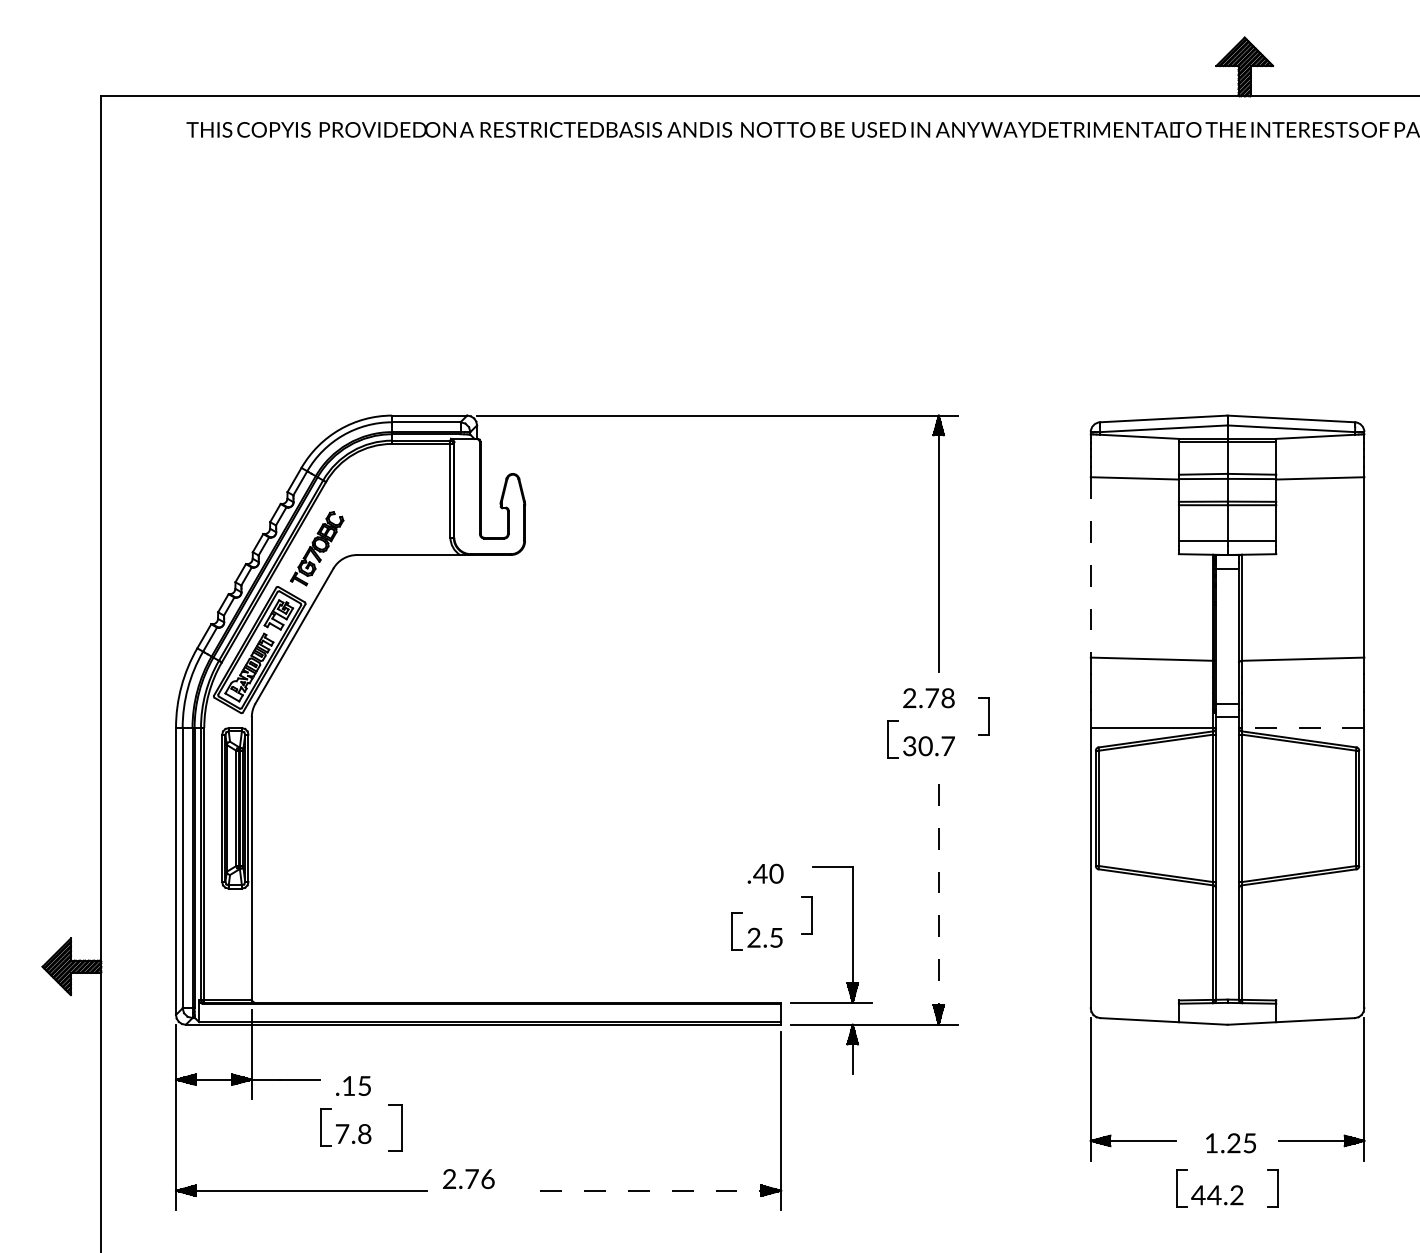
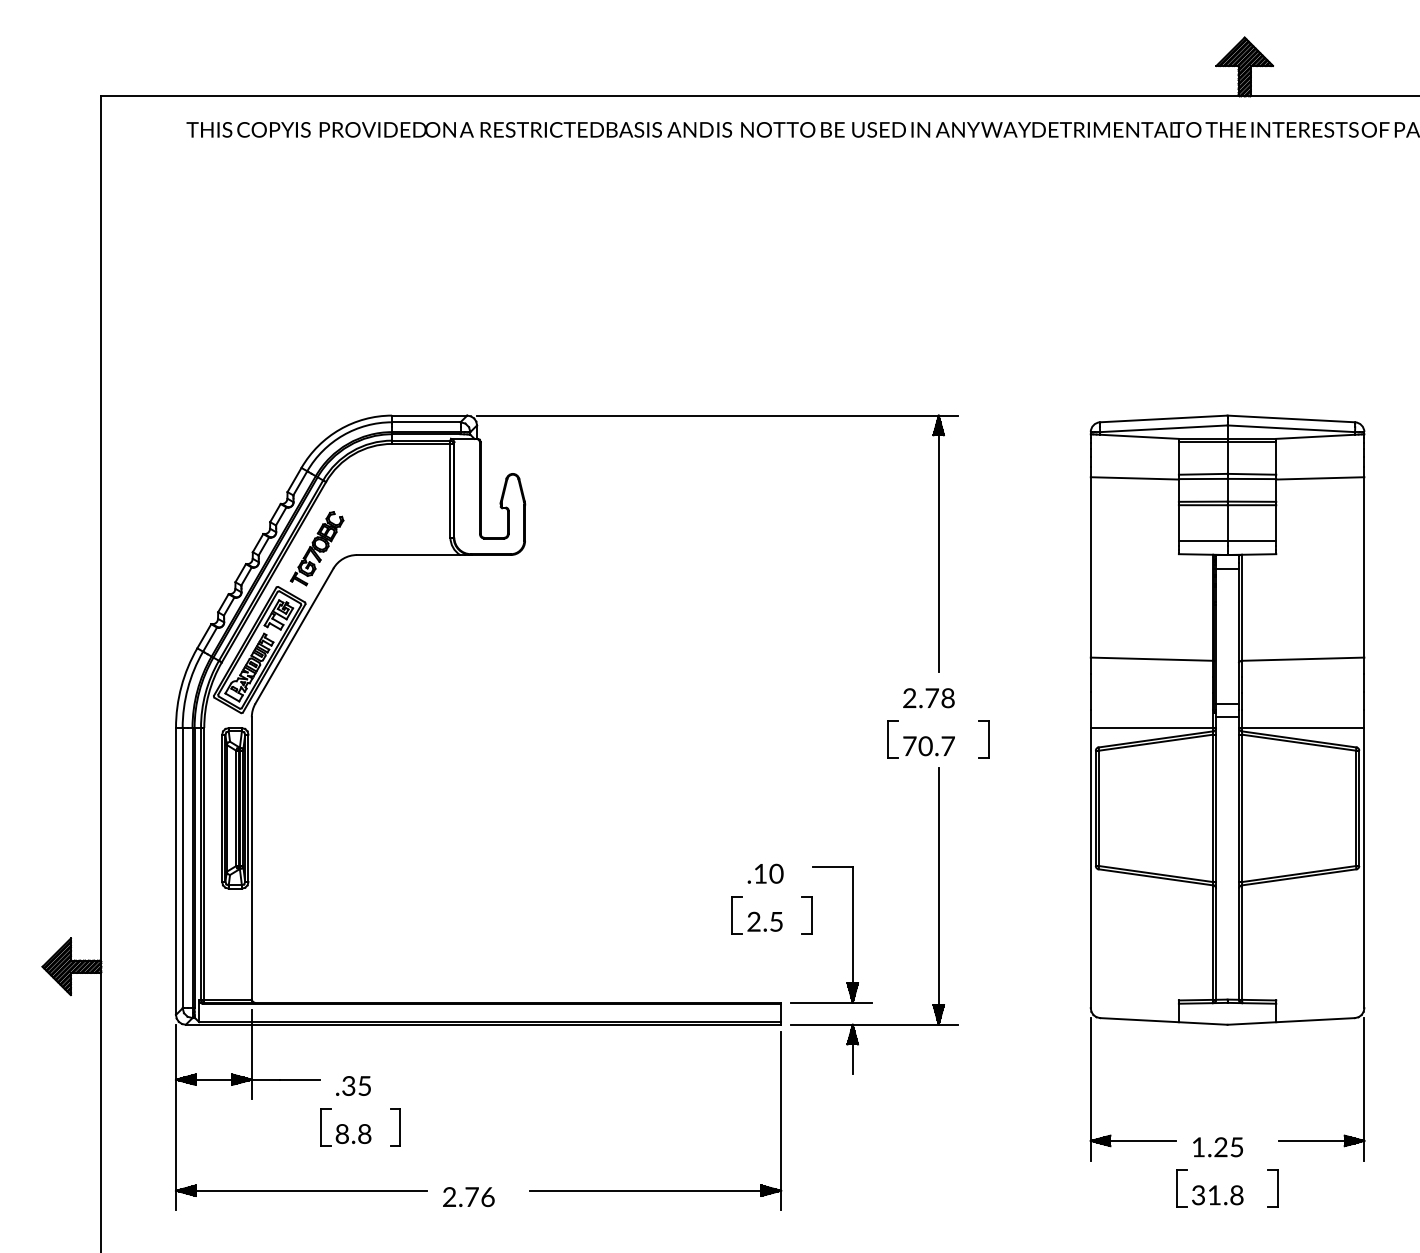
line: dashed -> solid (1090, 567)
part position: (983, 716) -> (983, 739) (983, 739)
line: dashed -> solid (1302, 727)
text: 30.7 -> 70.7 (909, 746)
text: .40 -> .10 (760, 873)
line: dashed -> solid (938, 895)
part position: (756, 931) -> (756, 915) (756, 915)
text: .15 -> .35 (348, 1085)
part size: 15x48 px -> 11x39 px (395, 1127)
text: 7.8 -> 8.8 (342, 1134)
text position: (1230, 1143) -> (1217, 1147) (1217, 1147)
text position: (468, 1179) -> (468, 1197) (468, 1197)
line: dashed -> solid (655, 1190)
text: 44.2 -> 31.8 (1217, 1195)
